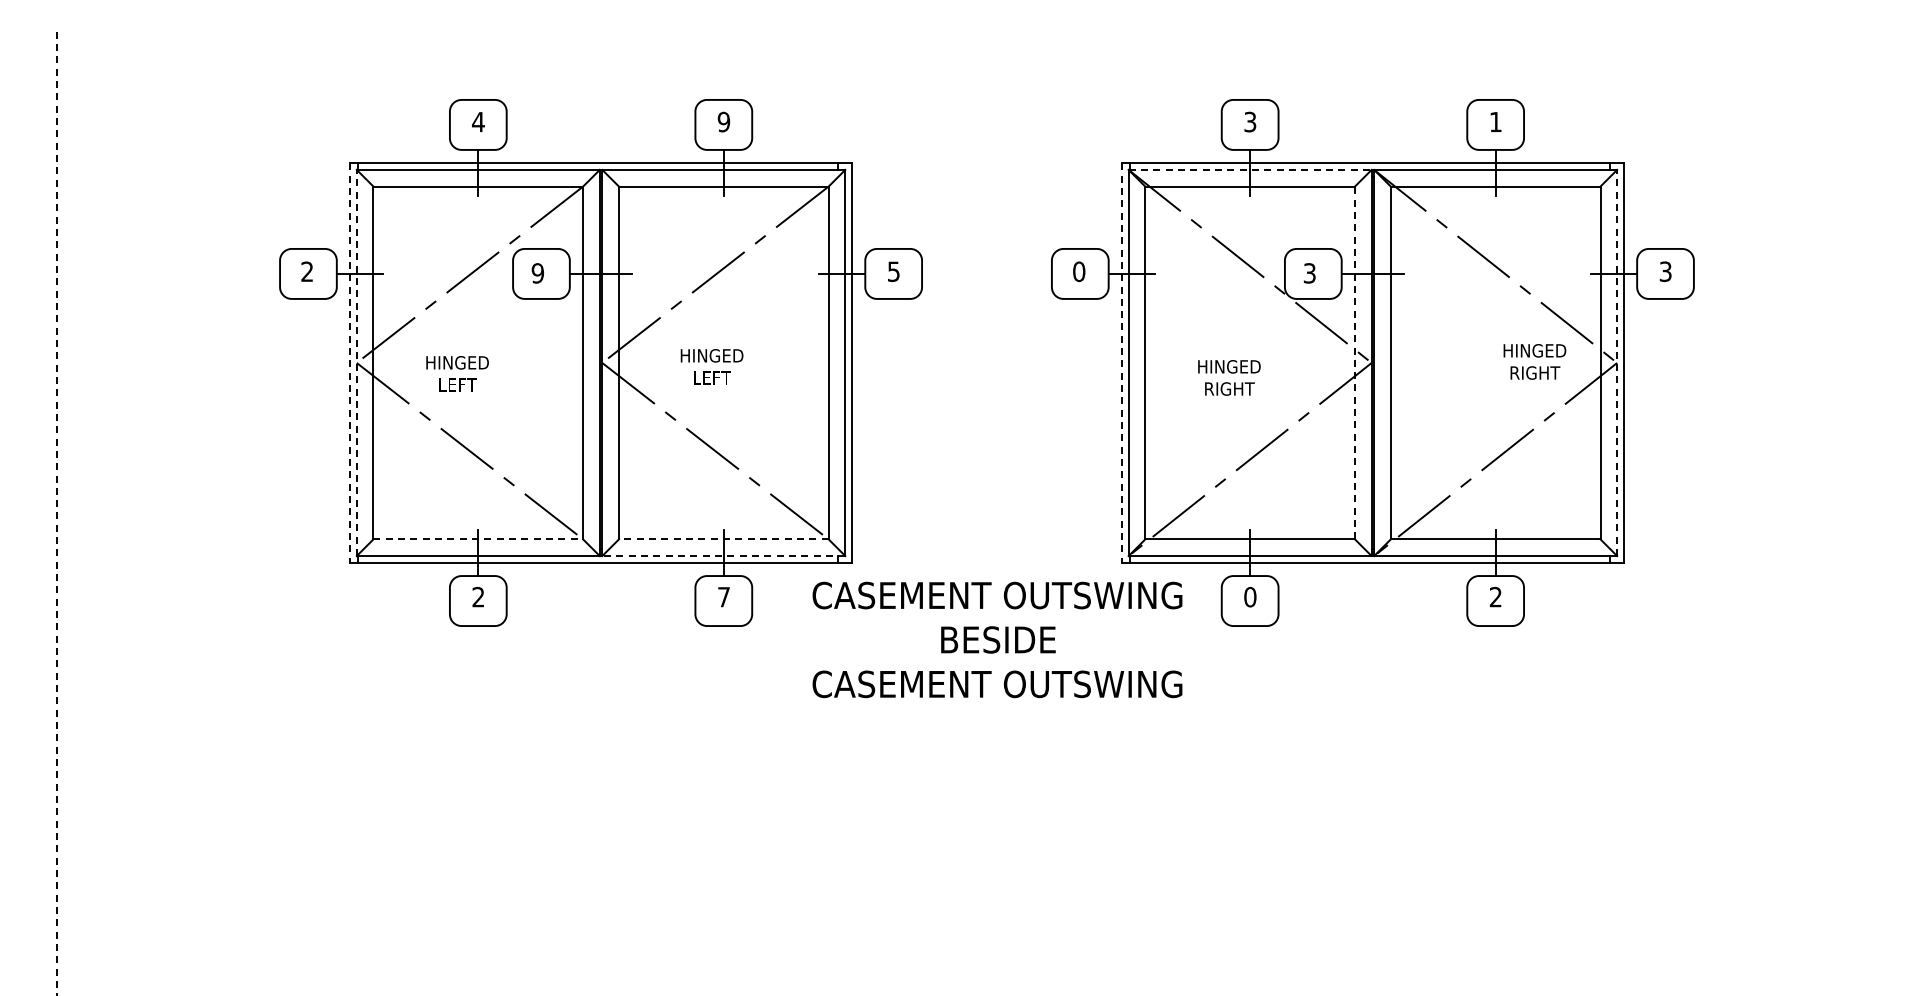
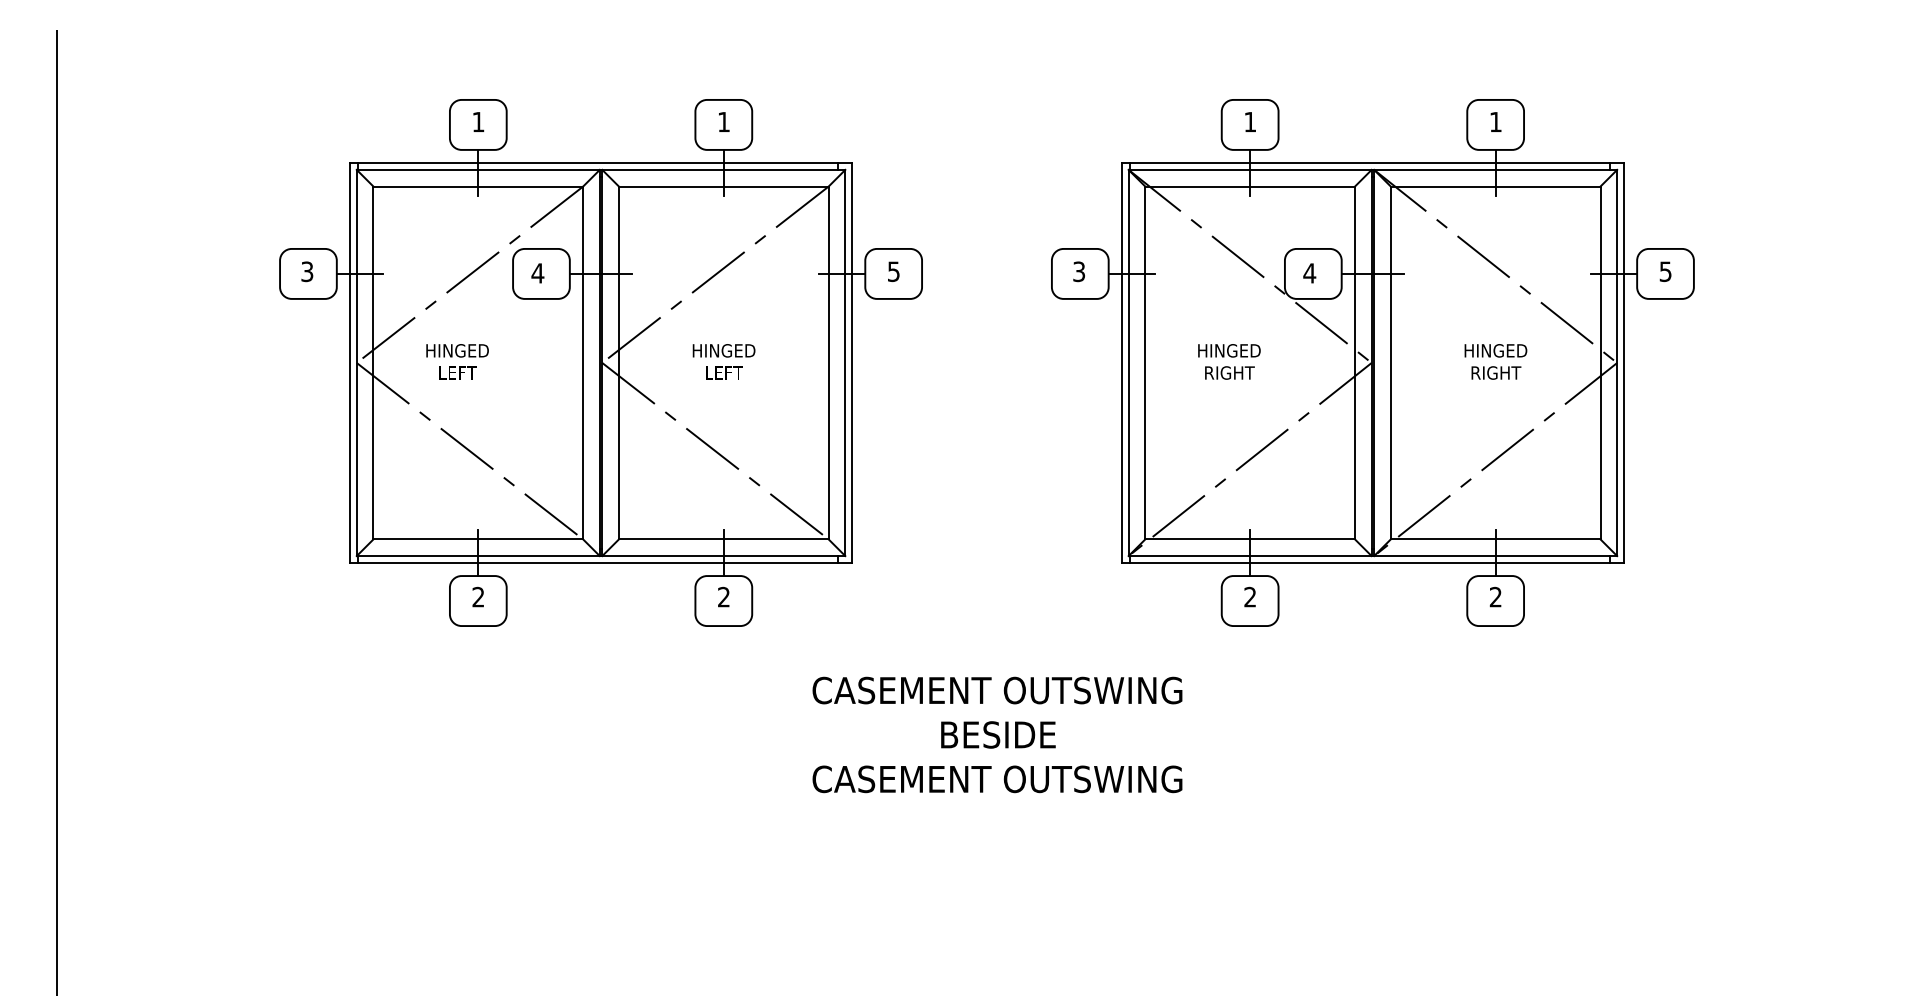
text: 4 -> 1 (478, 121)
text: 9 -> 1 (723, 121)
text: 3 -> 1 (1250, 121)
line: dashed -> solid (1250, 169)
text: 2 -> 3 (307, 271)
text: 0 -> 3 (1079, 271)
text: 3 -> 5 (1665, 271)
text: 9 -> 4 (537, 273)
text: 3 -> 4 (1309, 273)
text position: (1534, 361) -> (1495, 361) (1495, 361)
line: dashed -> solid (350, 362)
line: dashed -> solid (356, 362)
line: dashed -> solid (1121, 362)
line: dashed -> solid (1355, 362)
line: dashed -> solid (1617, 362)
text position: (711, 366) -> (723, 361) (723, 361)
text position: (457, 373) -> (457, 361) (457, 361)
text position: (1229, 377) -> (1229, 361) (1229, 361)
line: dashed -> solid (57, 512)
line: dashed -> solid (478, 539)
line: dashed -> solid (723, 539)
line: dashed -> solid (723, 556)
text: 7 -> 2 (723, 596)
text: 0 -> 2 (1250, 597)
text position: (997, 639) -> (997, 734) (997, 734)
